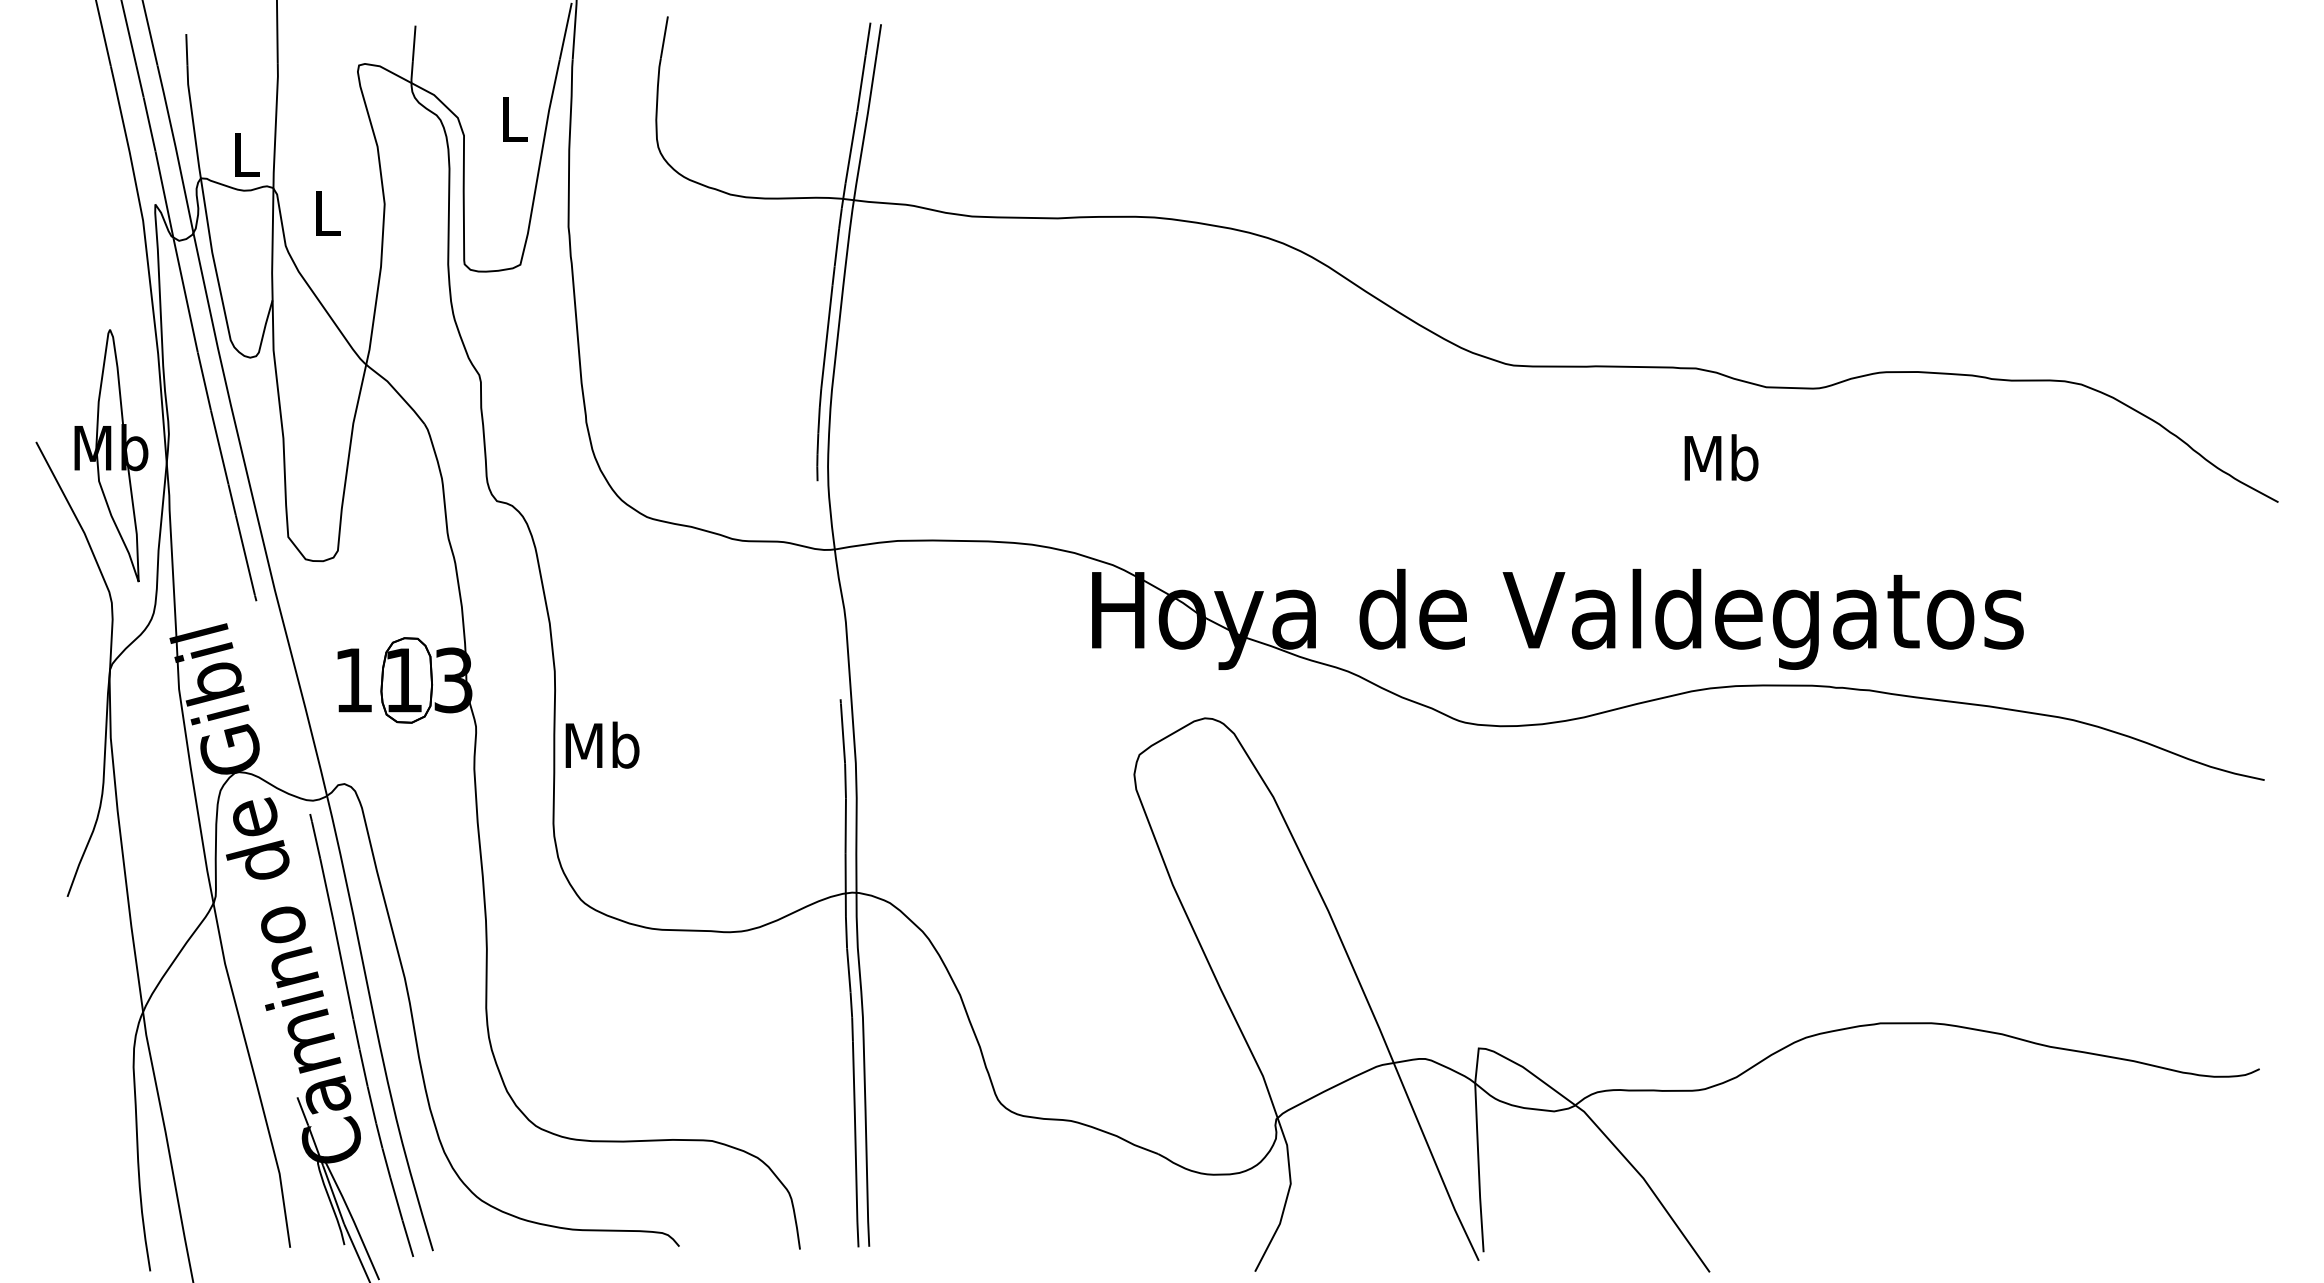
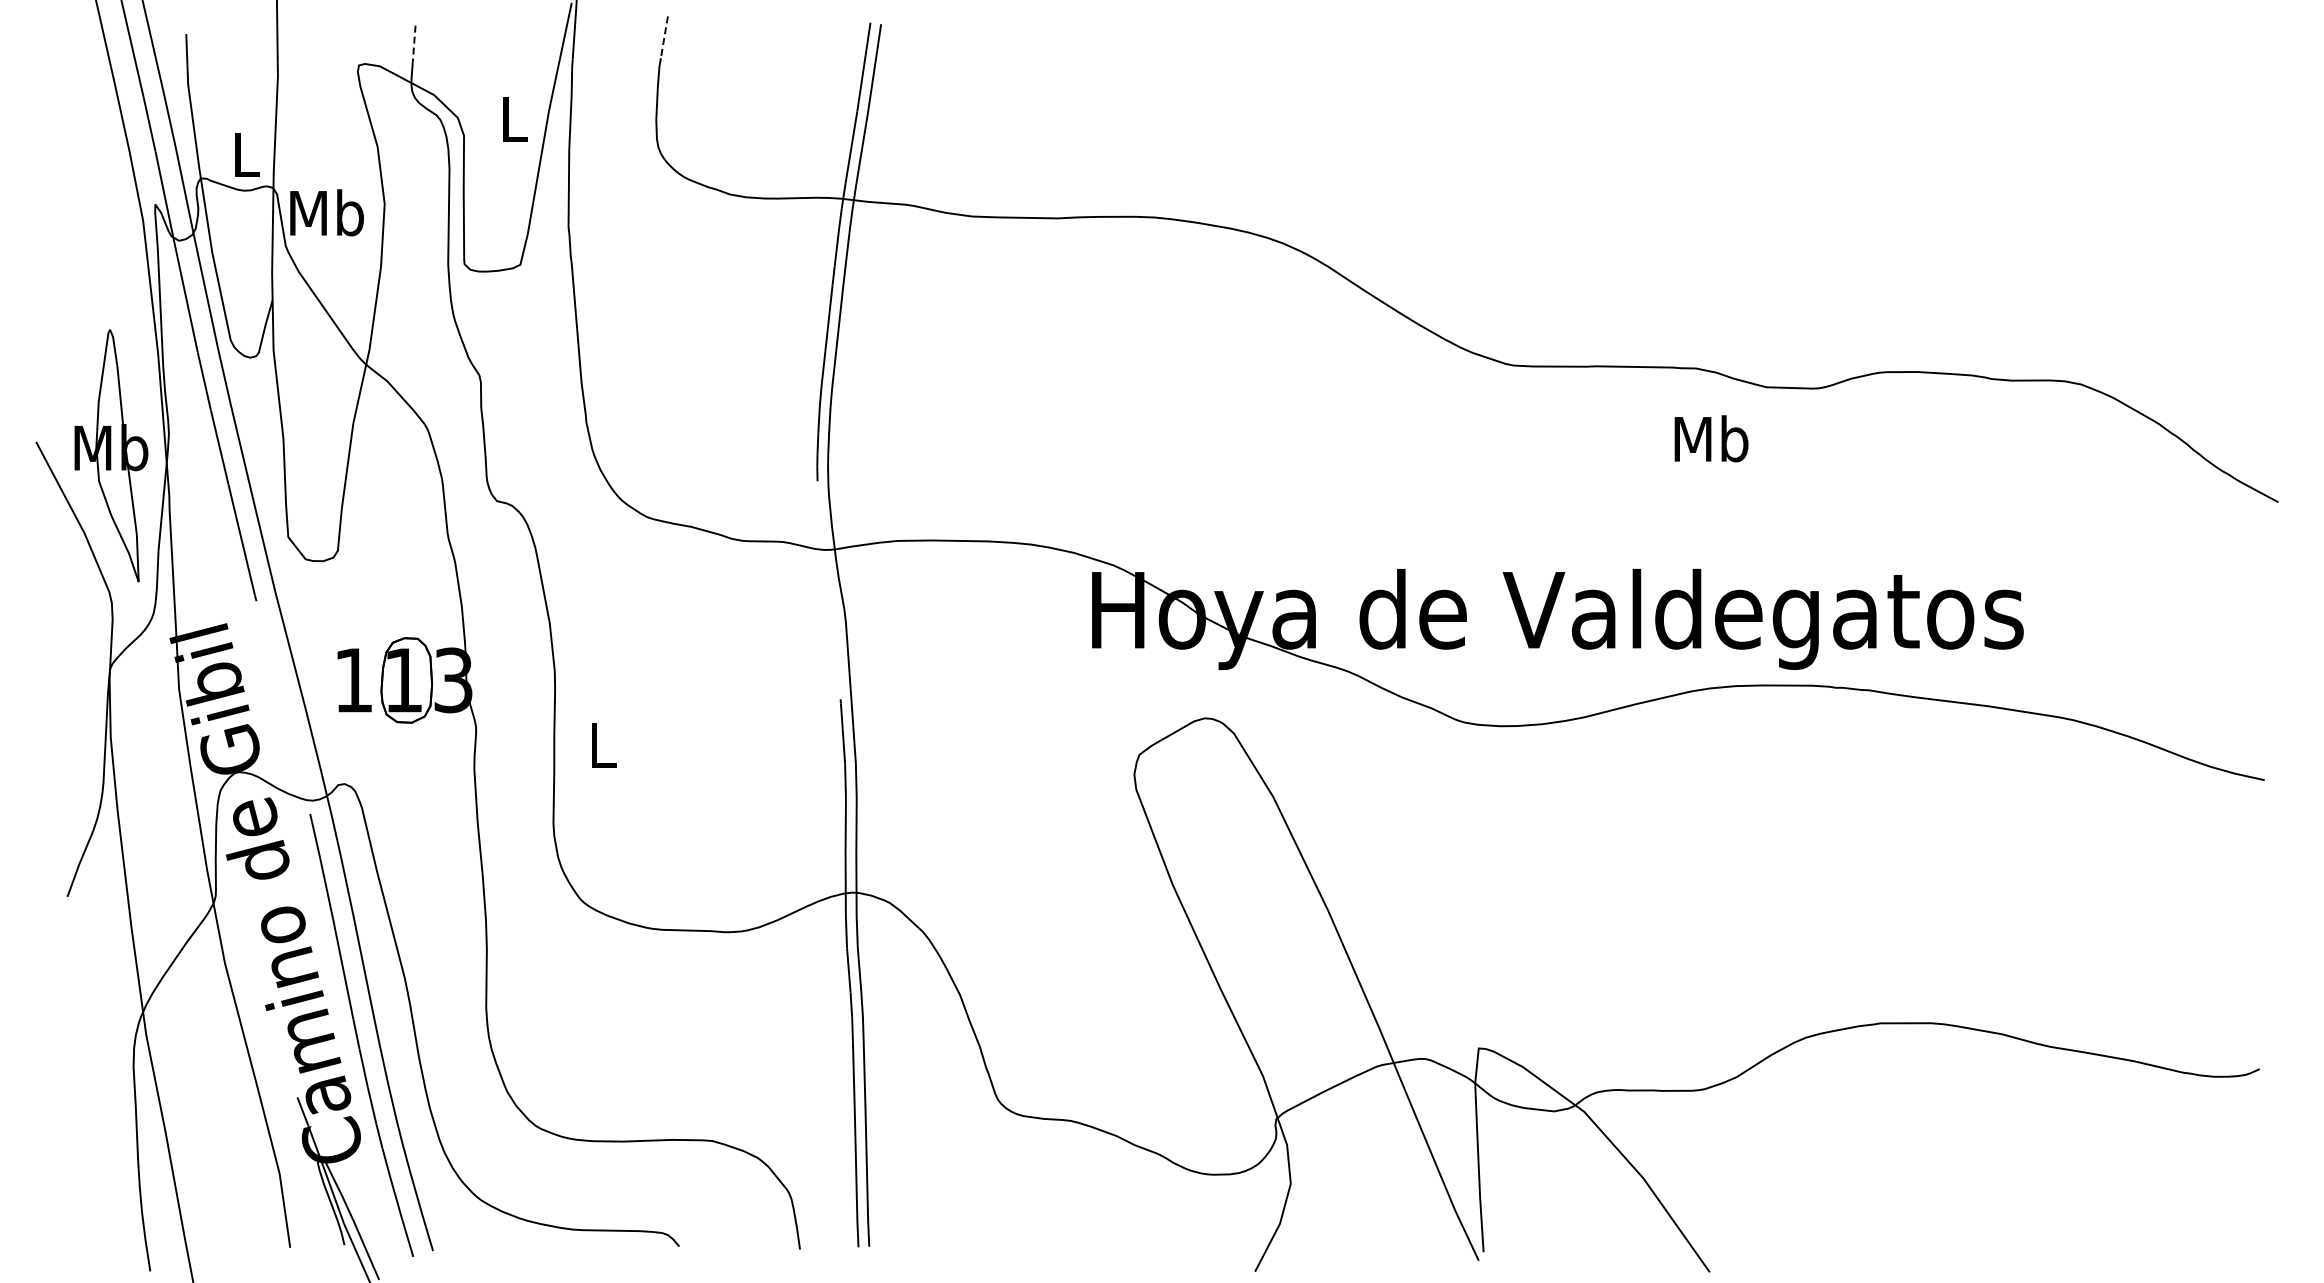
line: solid -> dashed (664, 37)
line: solid -> dashed (414, 44)
text: L -> Mb (326, 212)
text position: (1721, 457) -> (1711, 438) (1711, 438)
text: Mb -> L (602, 744)
